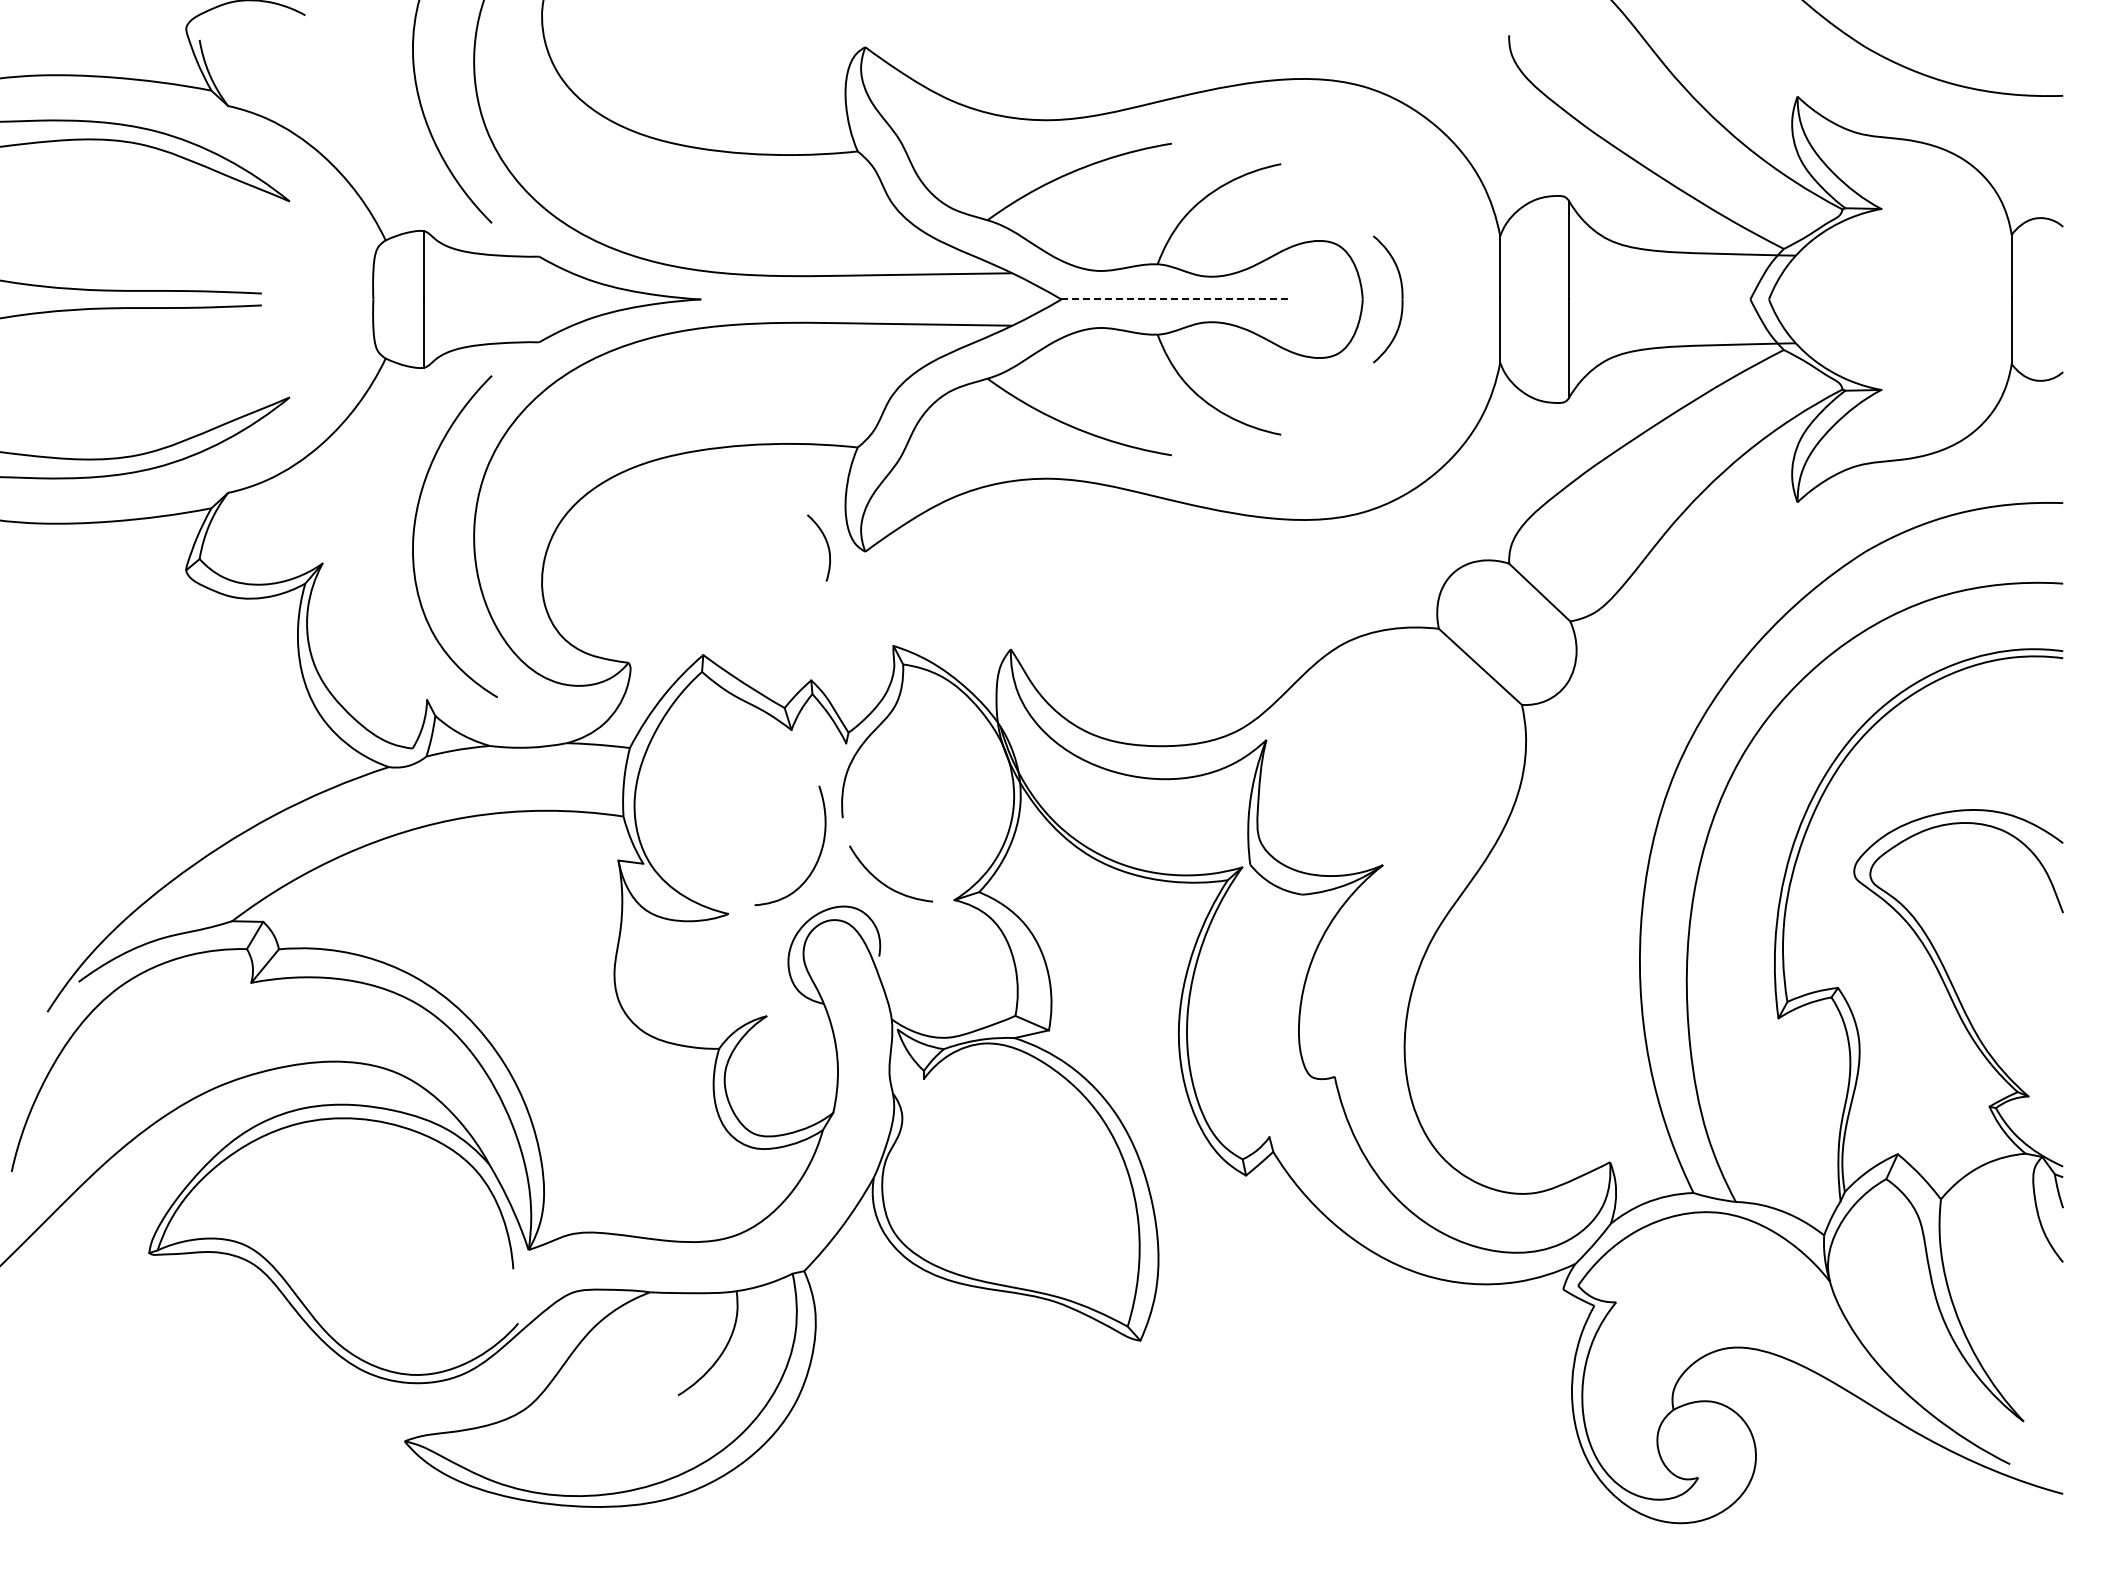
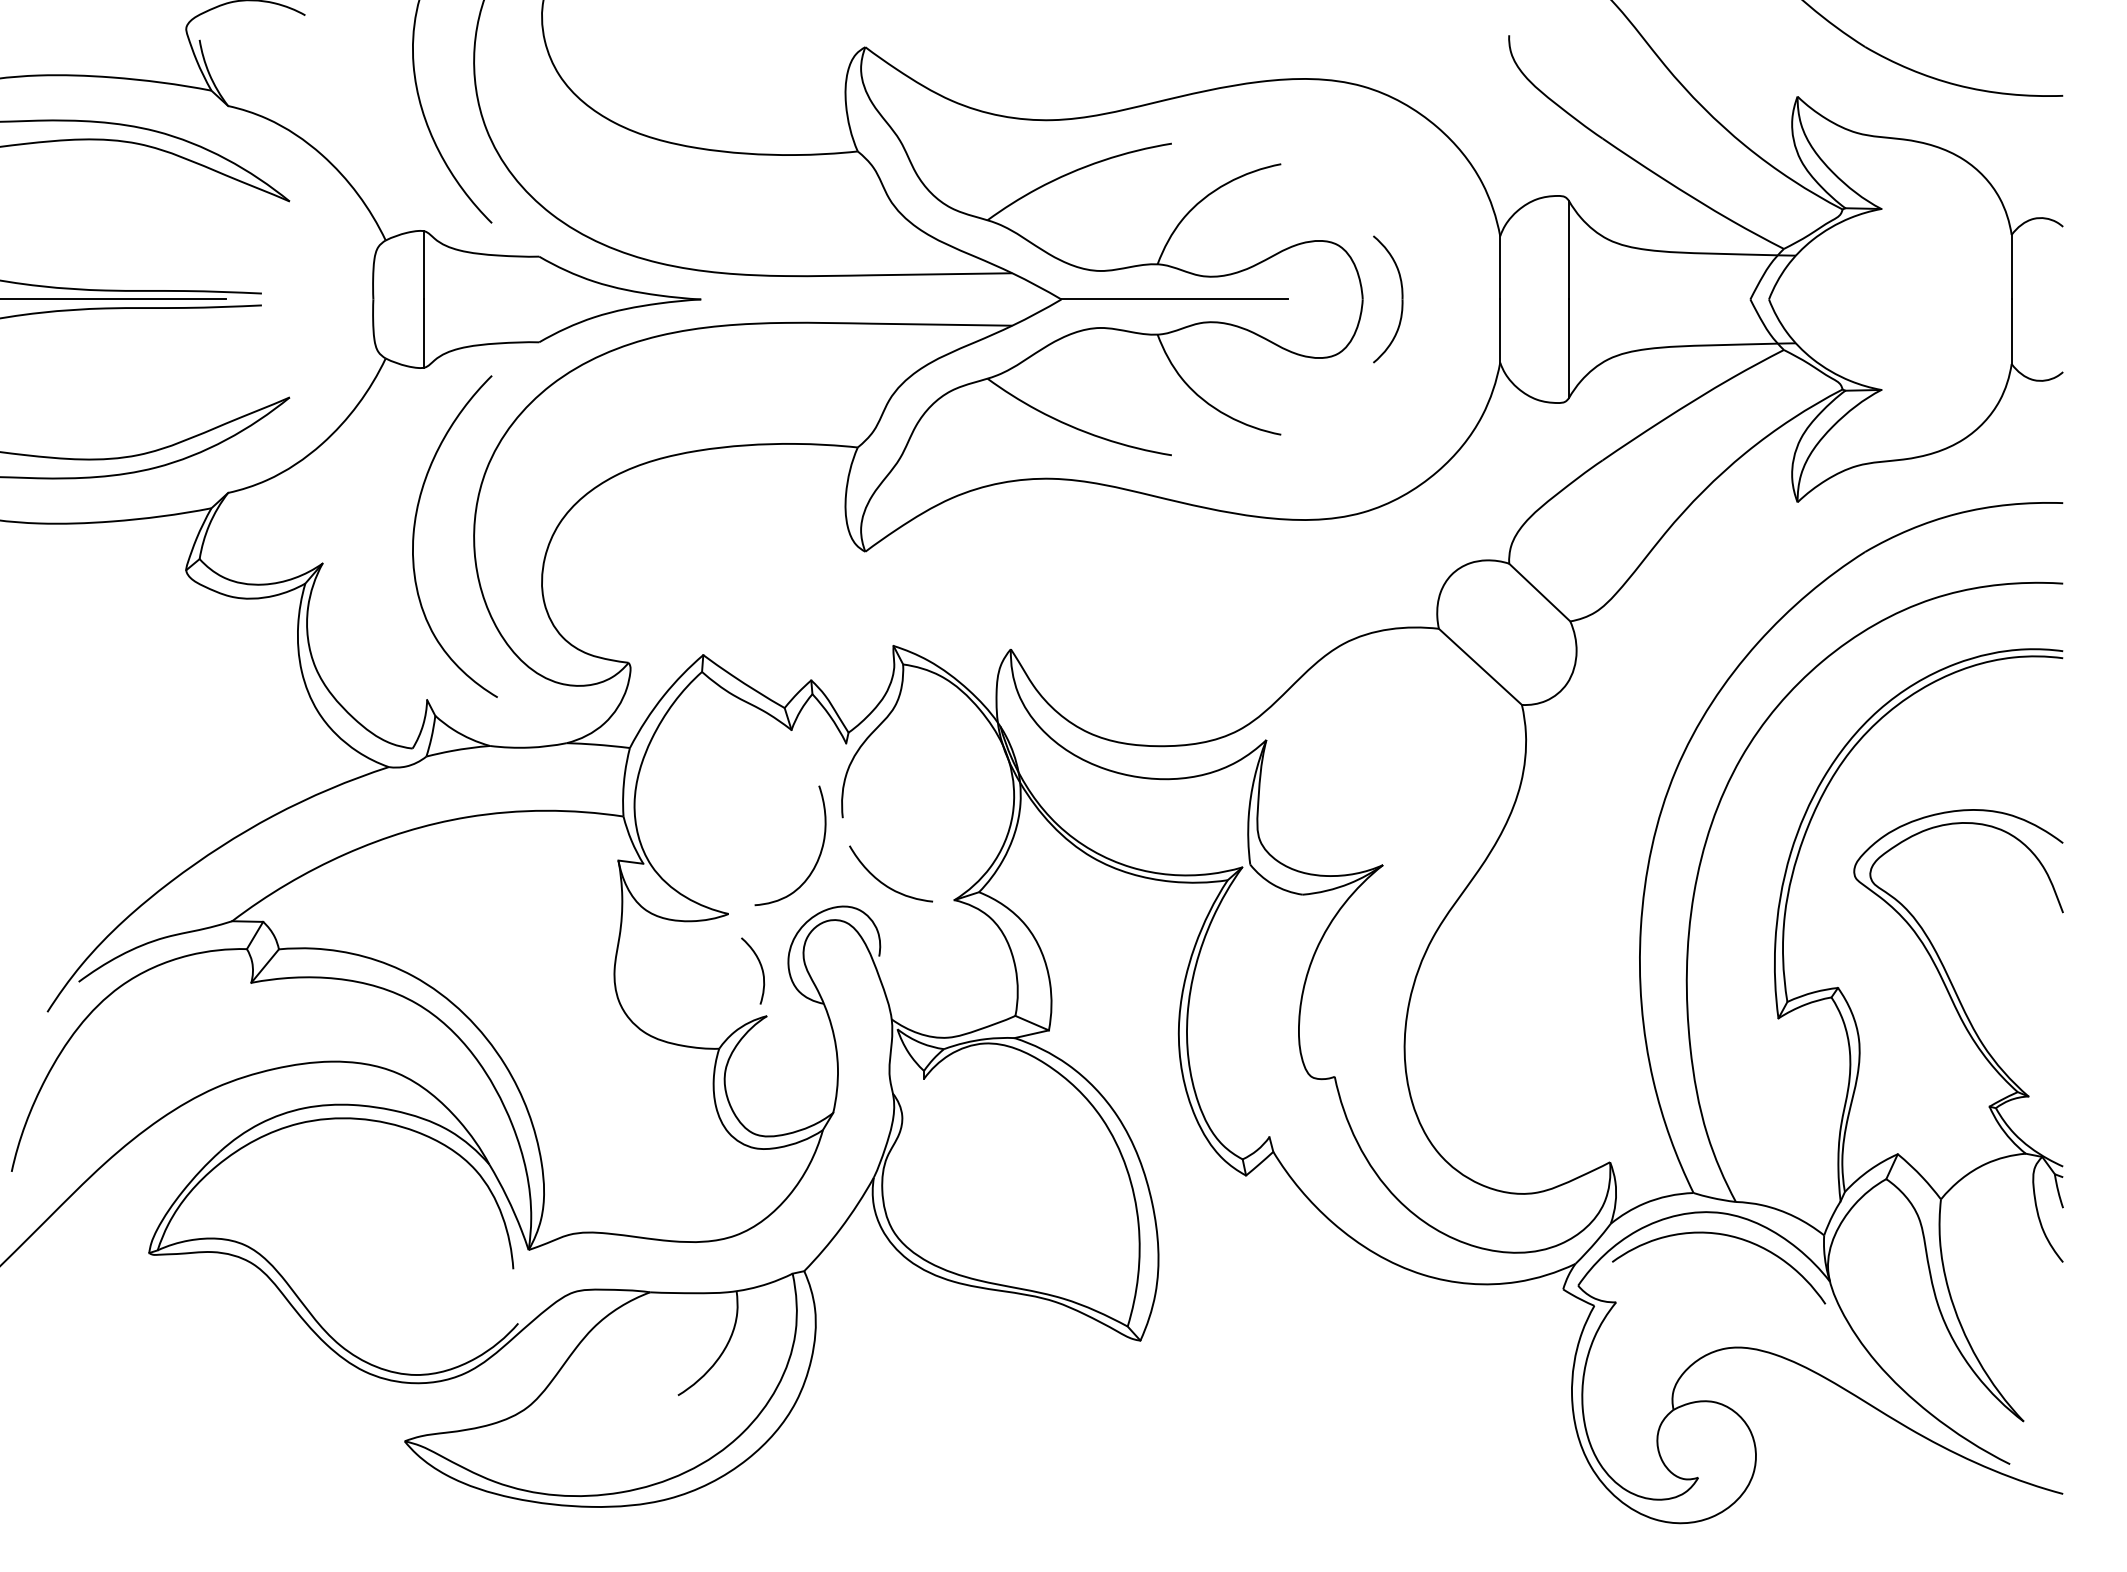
line: none -> present (113, 299)
line: dashed -> solid (1174, 299)
curve position: (826, 544) -> (760, 967) (760, 967)
curve: none -> present (1726, 1236)
